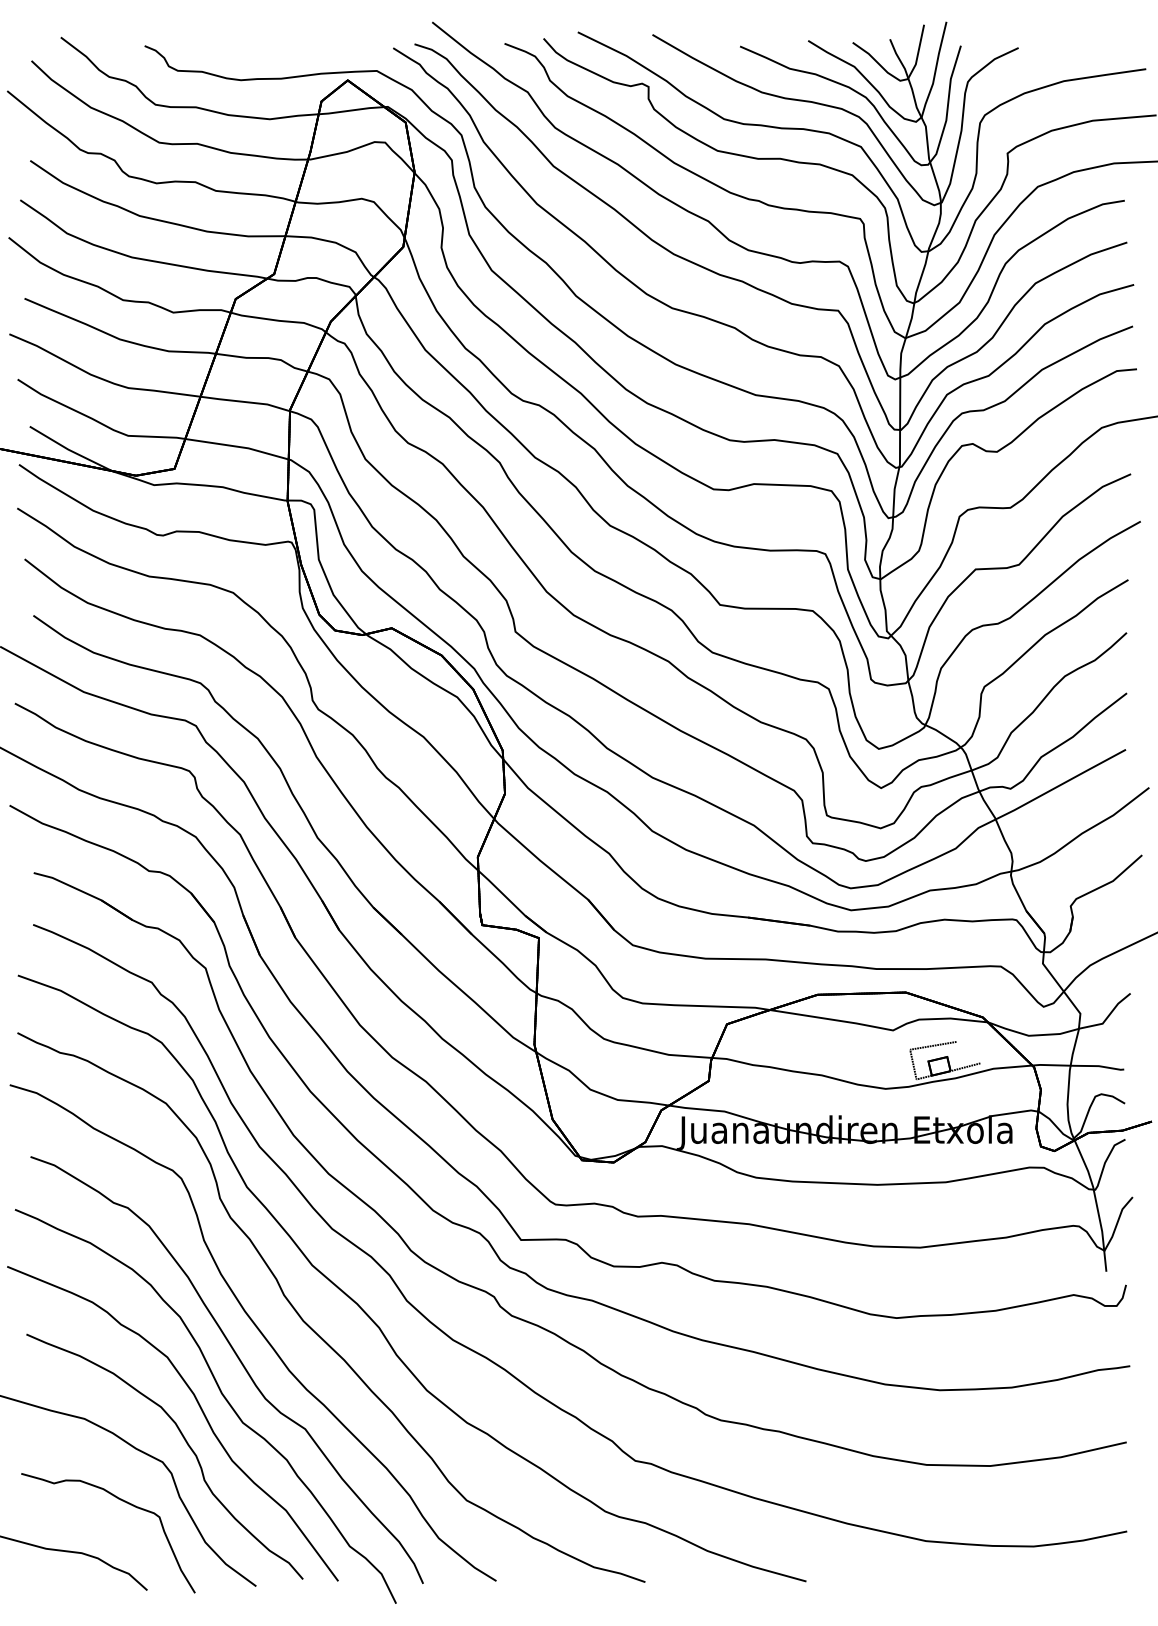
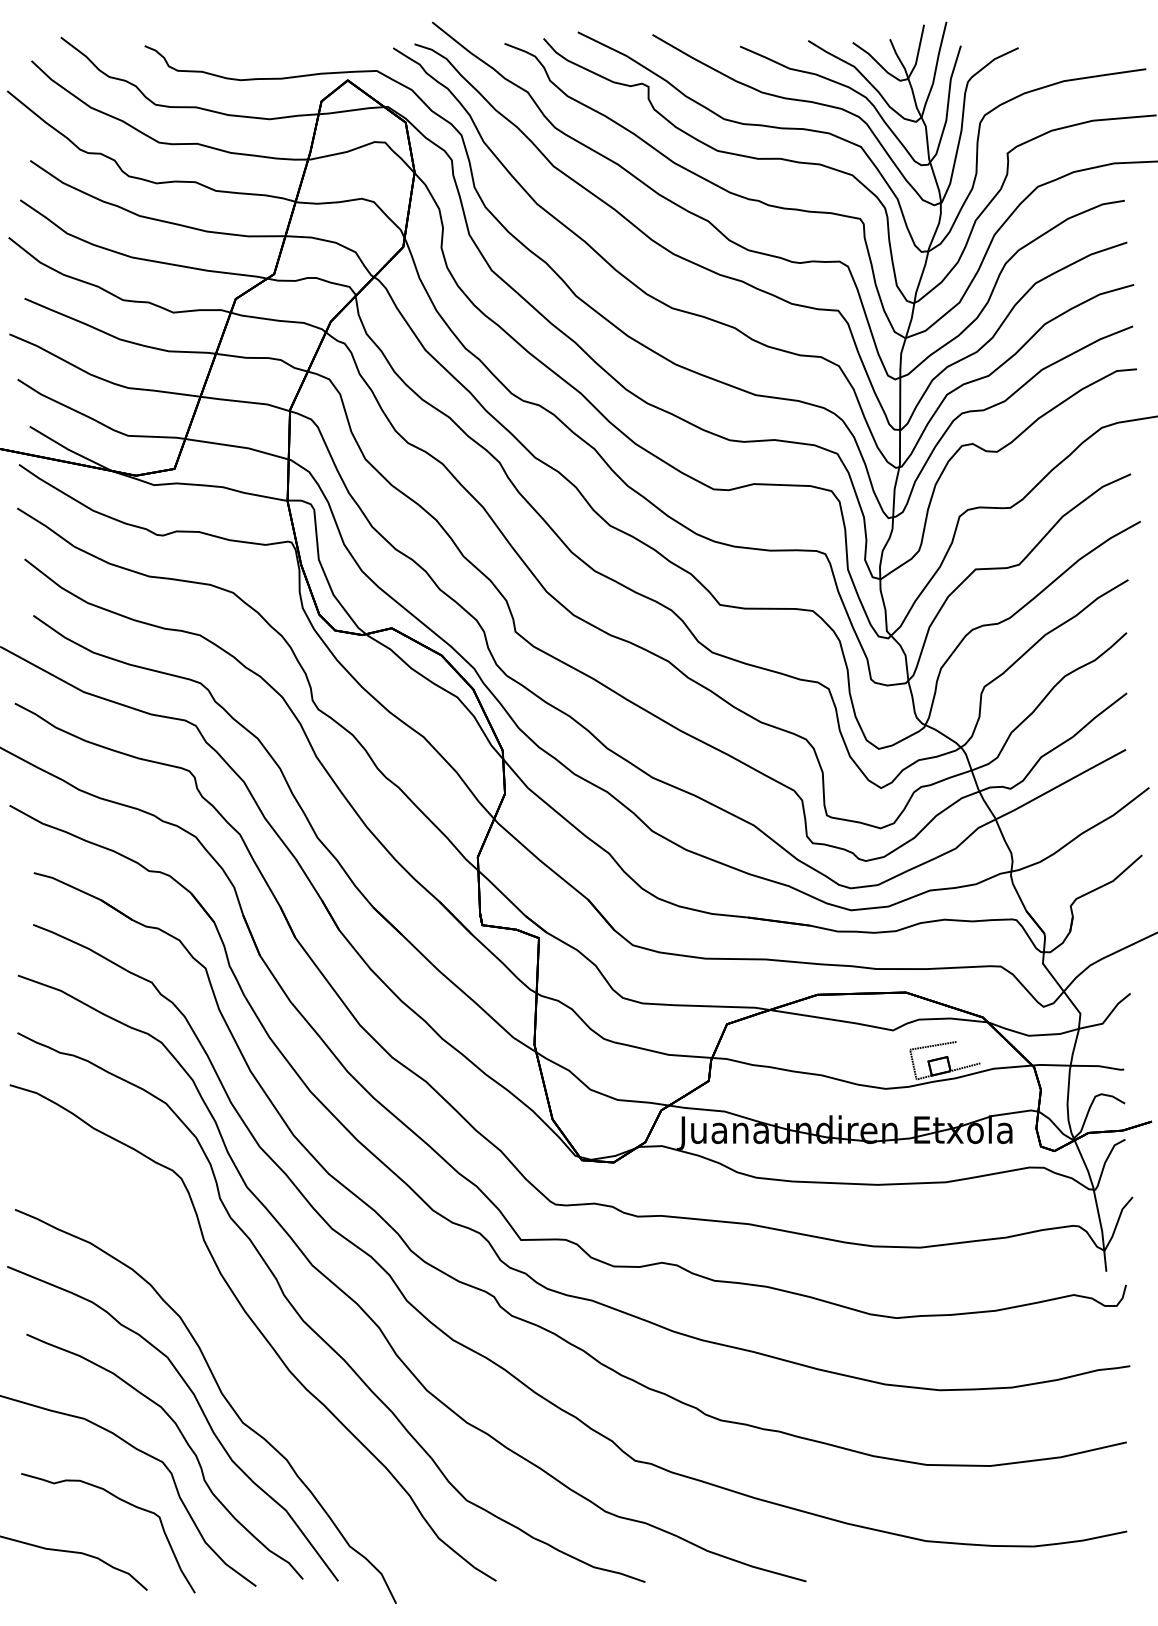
part: present -> none (240, 1363)
